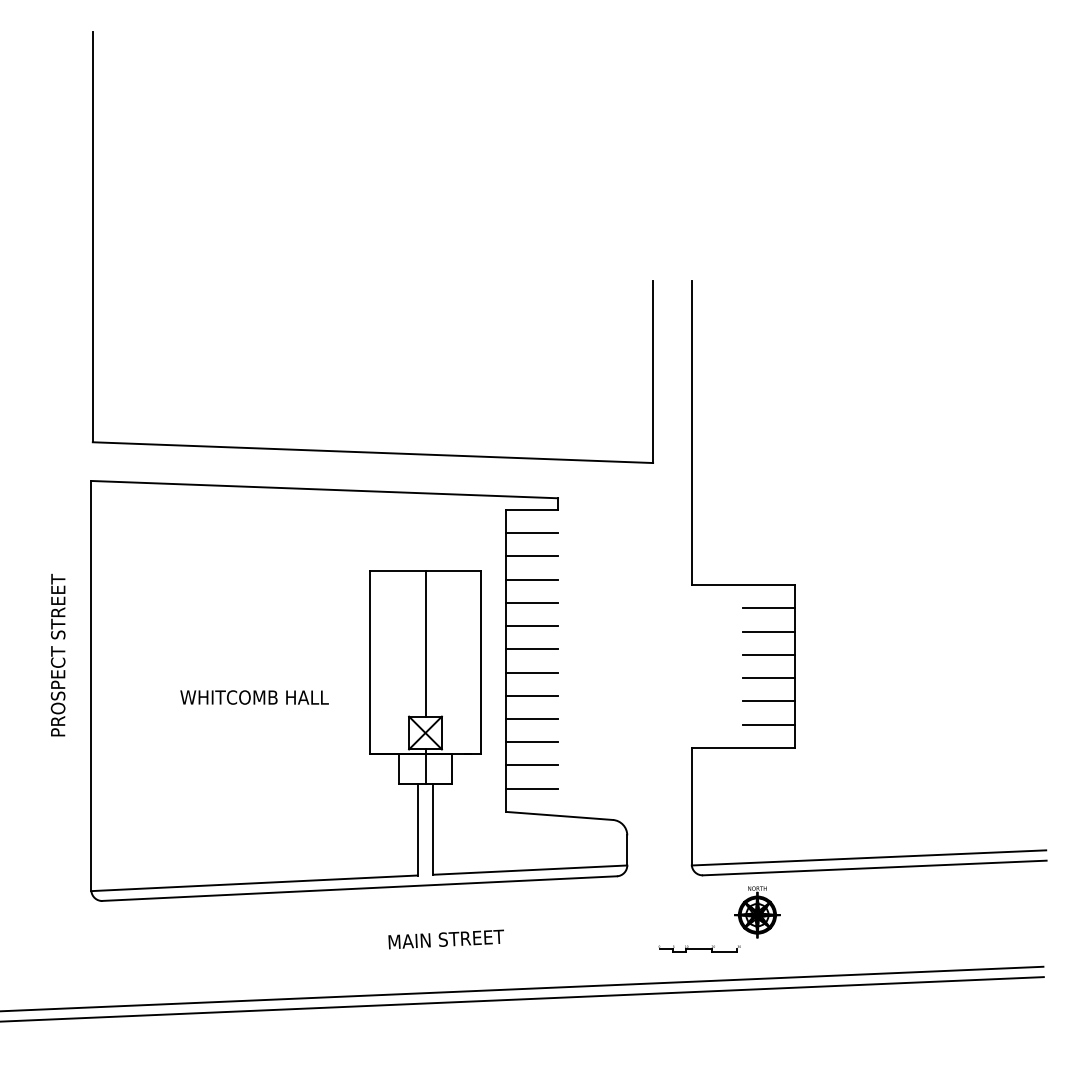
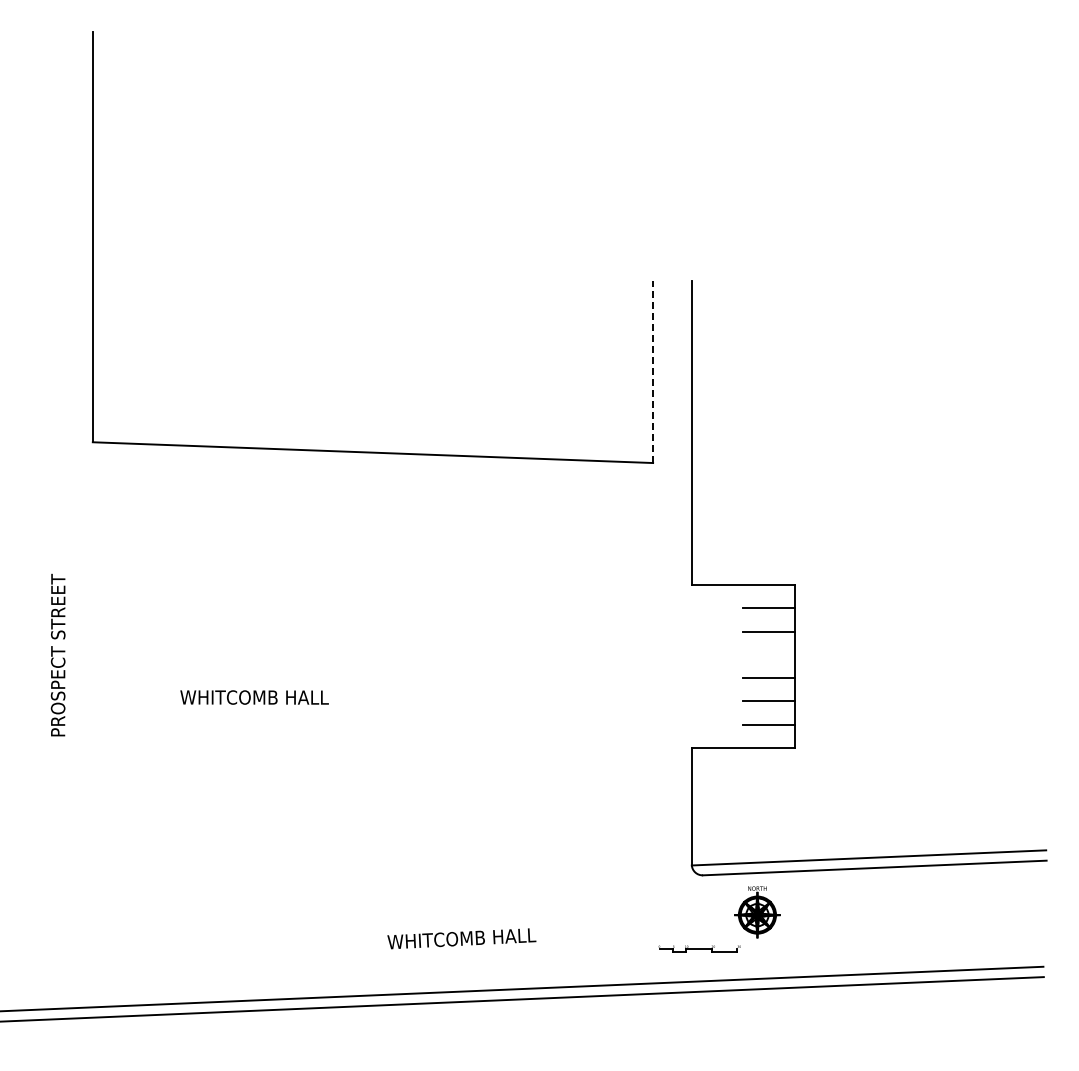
line: solid -> dashed (653, 372)
line: present -> none (768, 654)
part: present -> none (359, 690)
text: MAIN STREET -> WHITCOMB HALL (461, 938)
